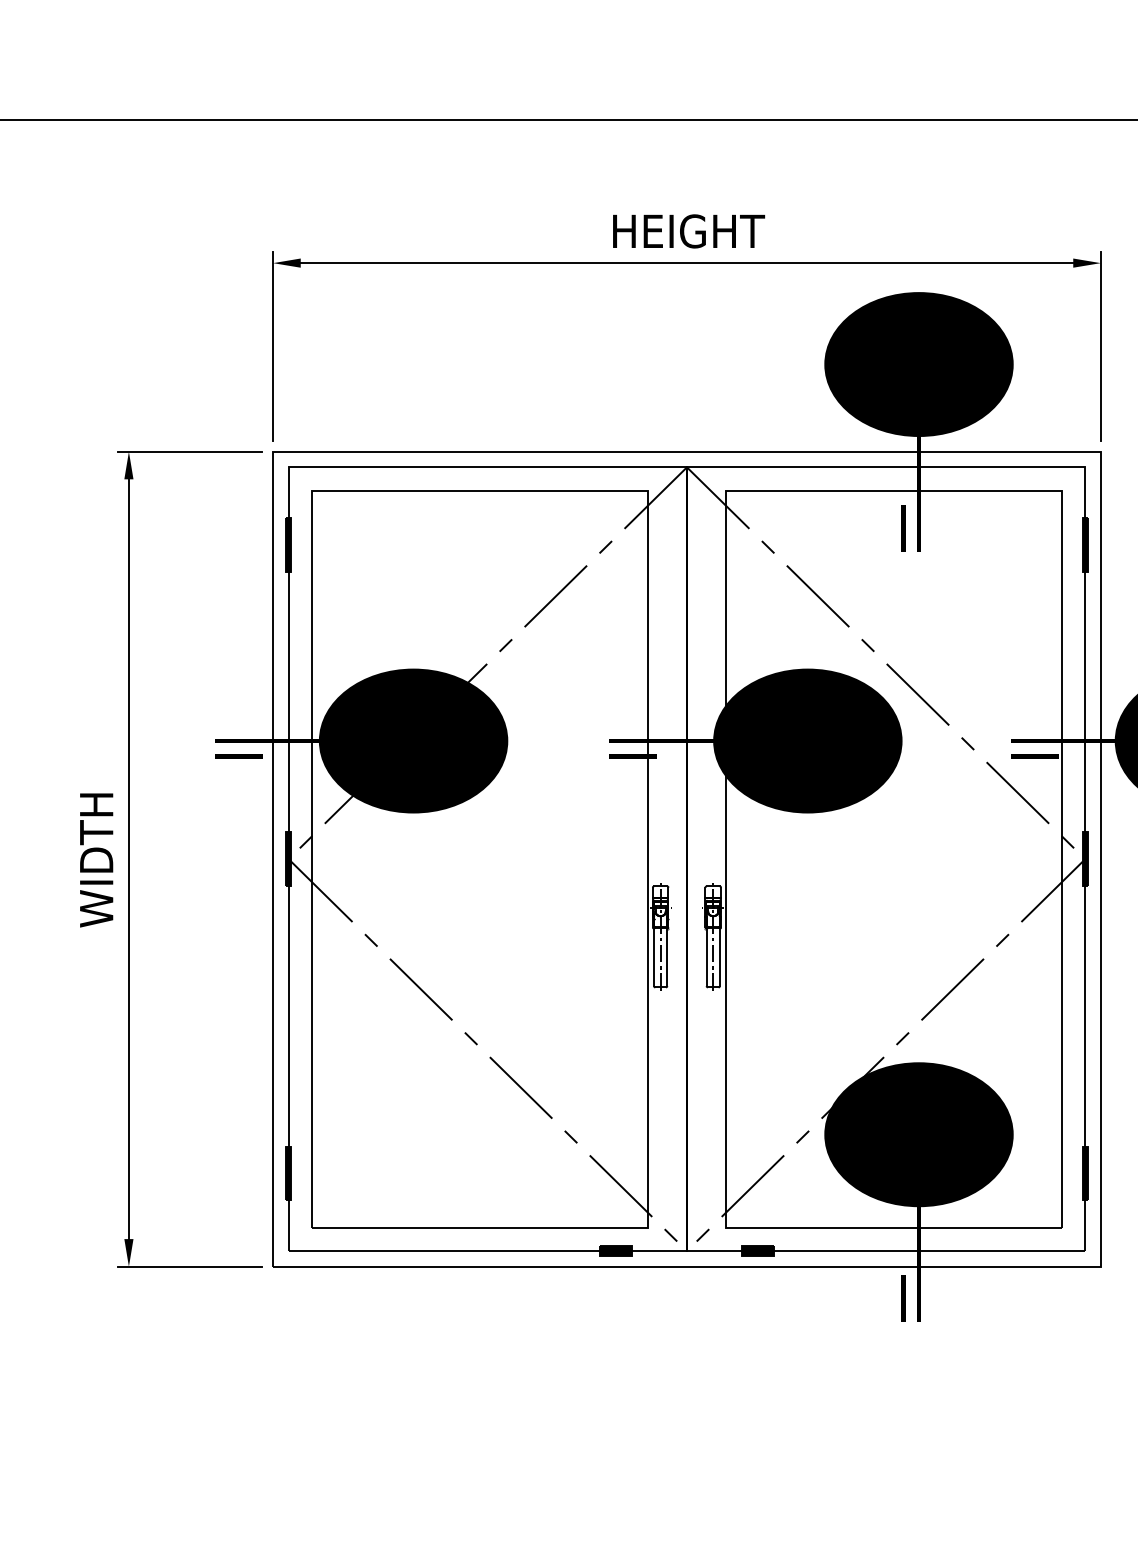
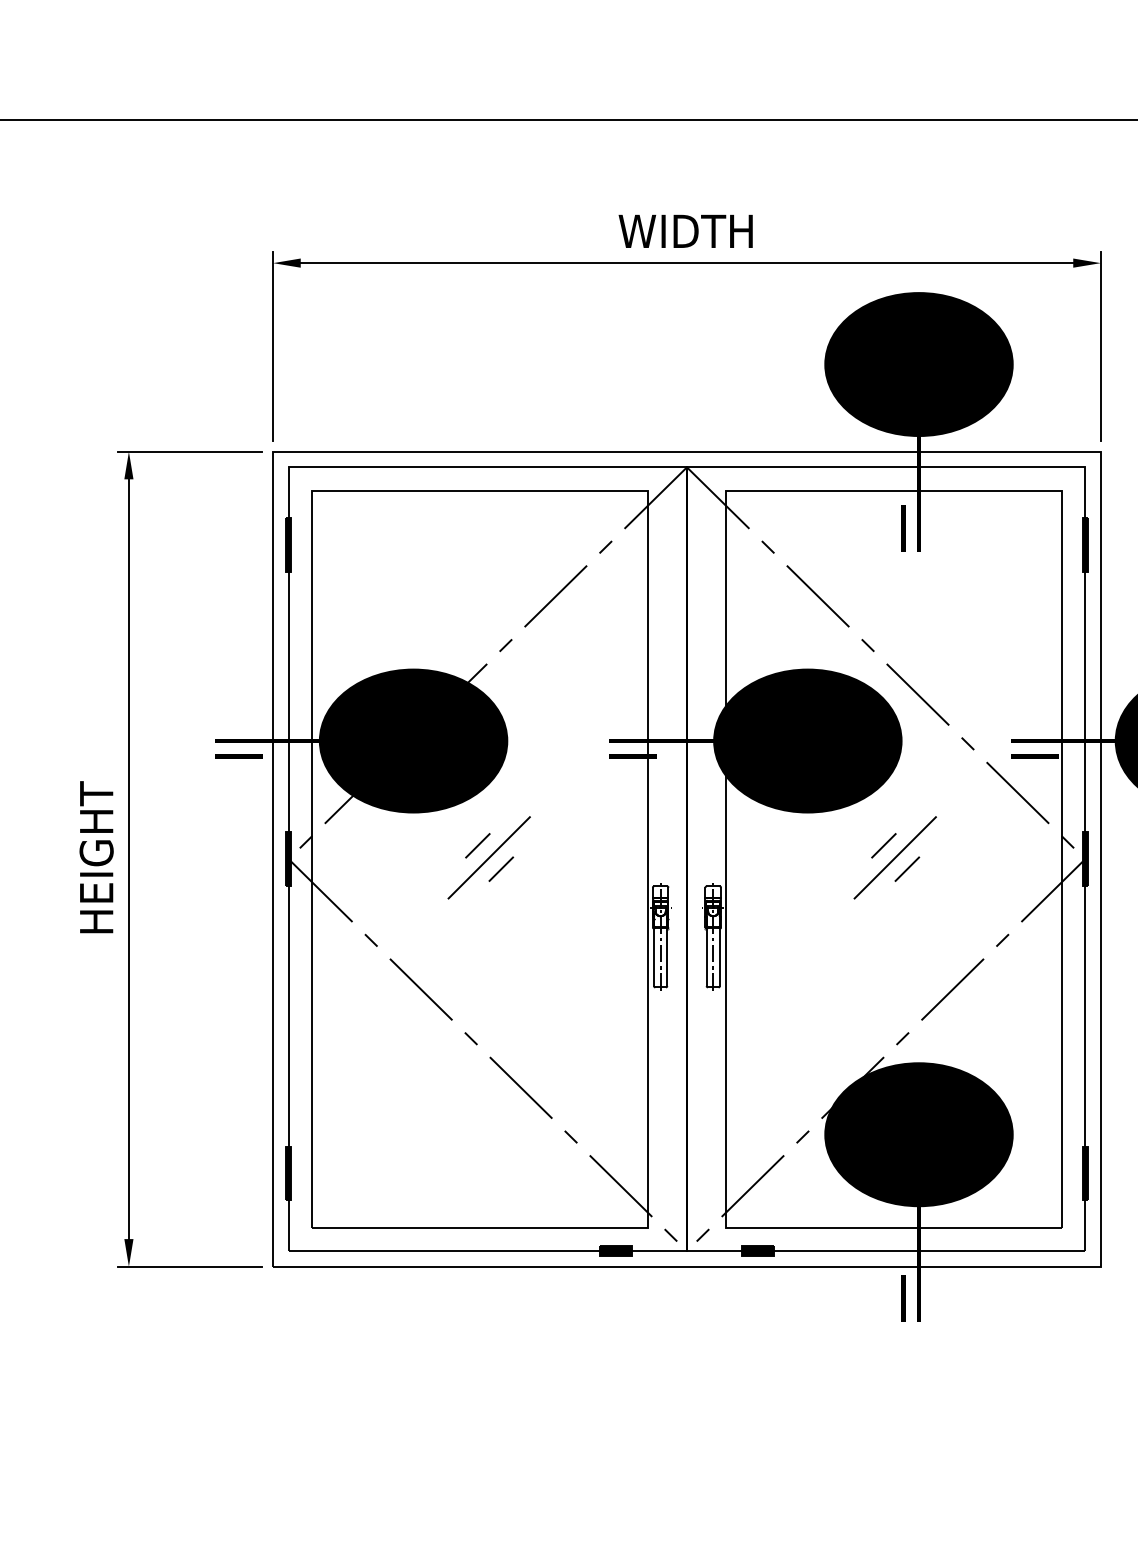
text: HEIGHT -> WIDTH (689, 231)
text: WIDTH -> HEIGHT (96, 857)
part: none -> present (488, 857)
part: none -> present (894, 857)
